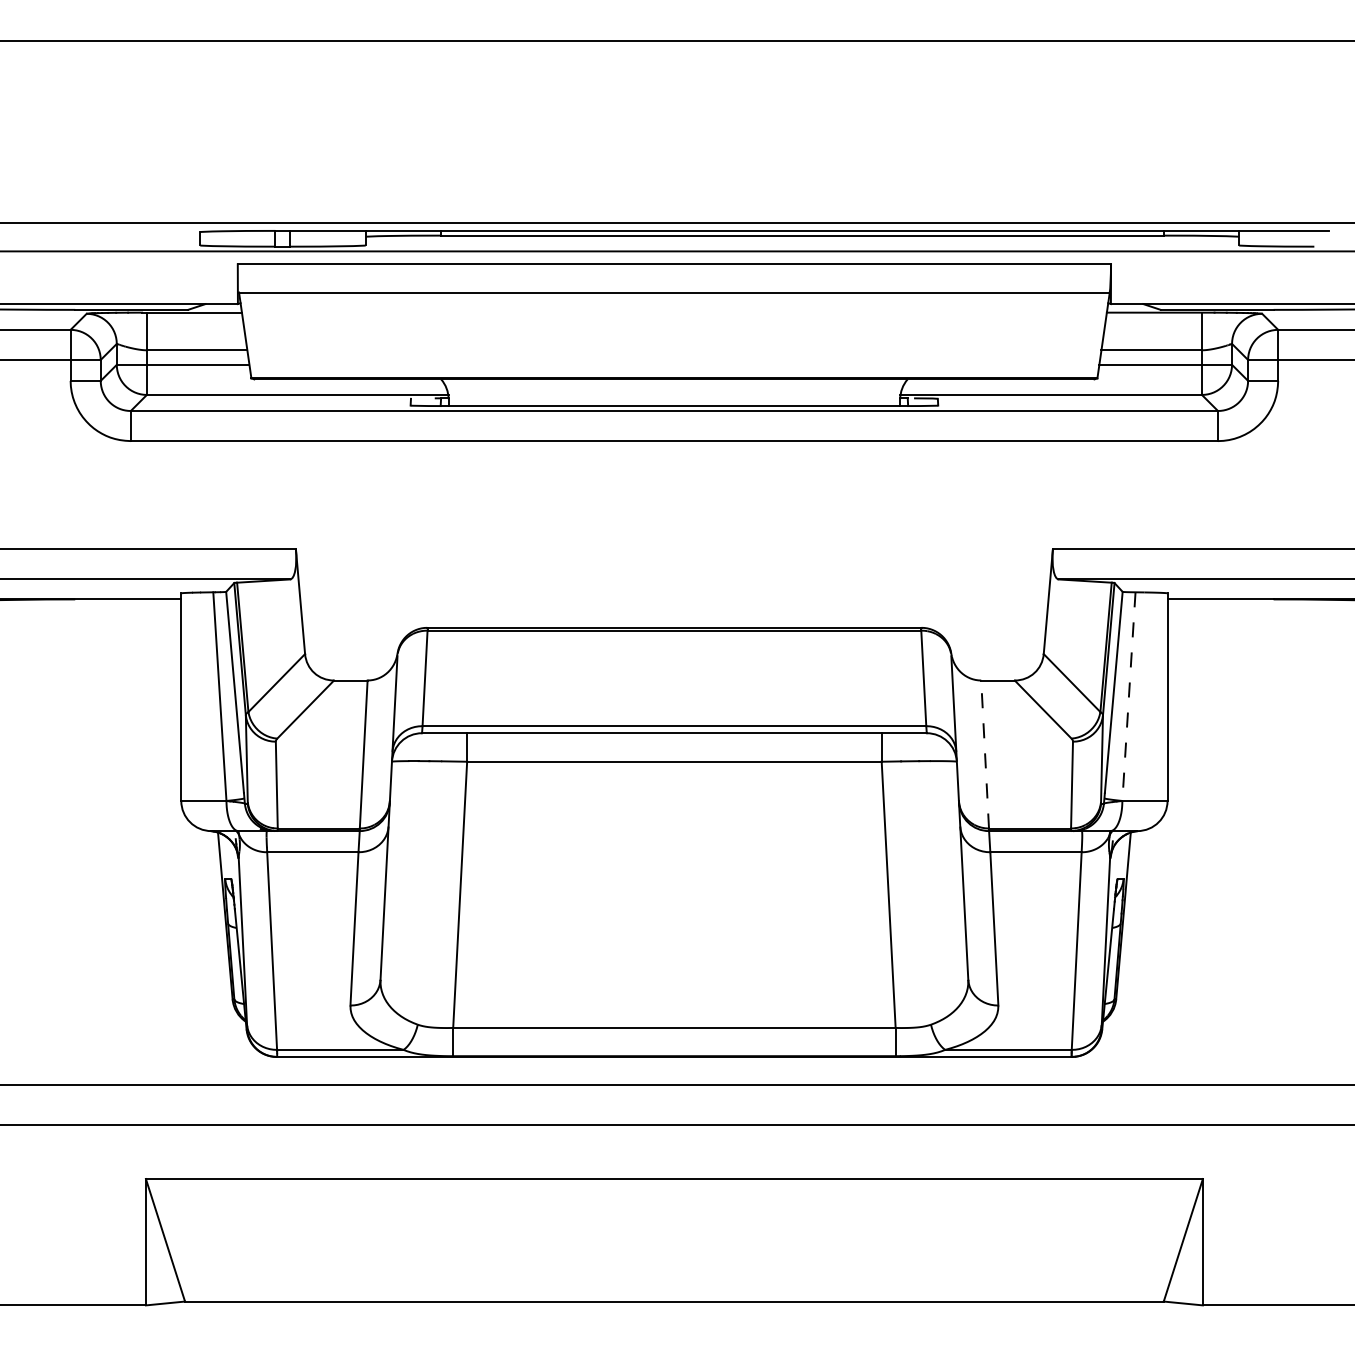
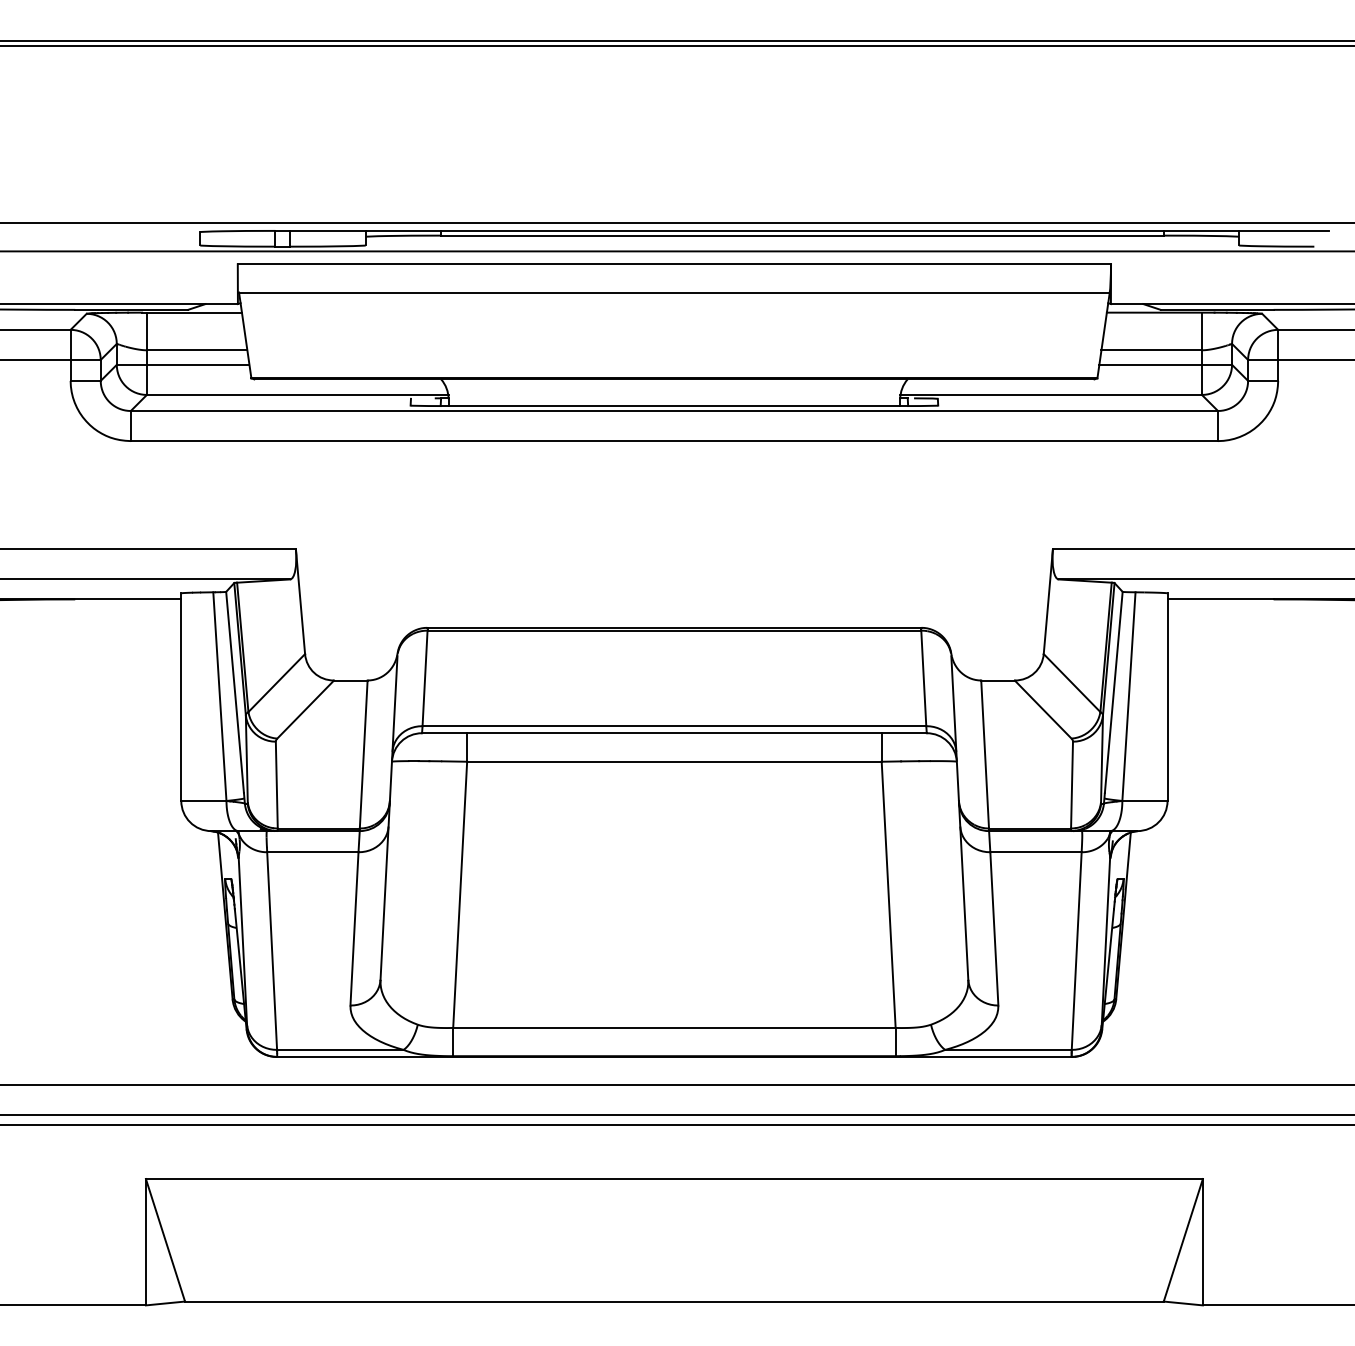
line: none -> present (676, 45)
line: dashed -> solid (1128, 696)
line: dashed -> solid (985, 754)
line: none -> present (676, 1115)
